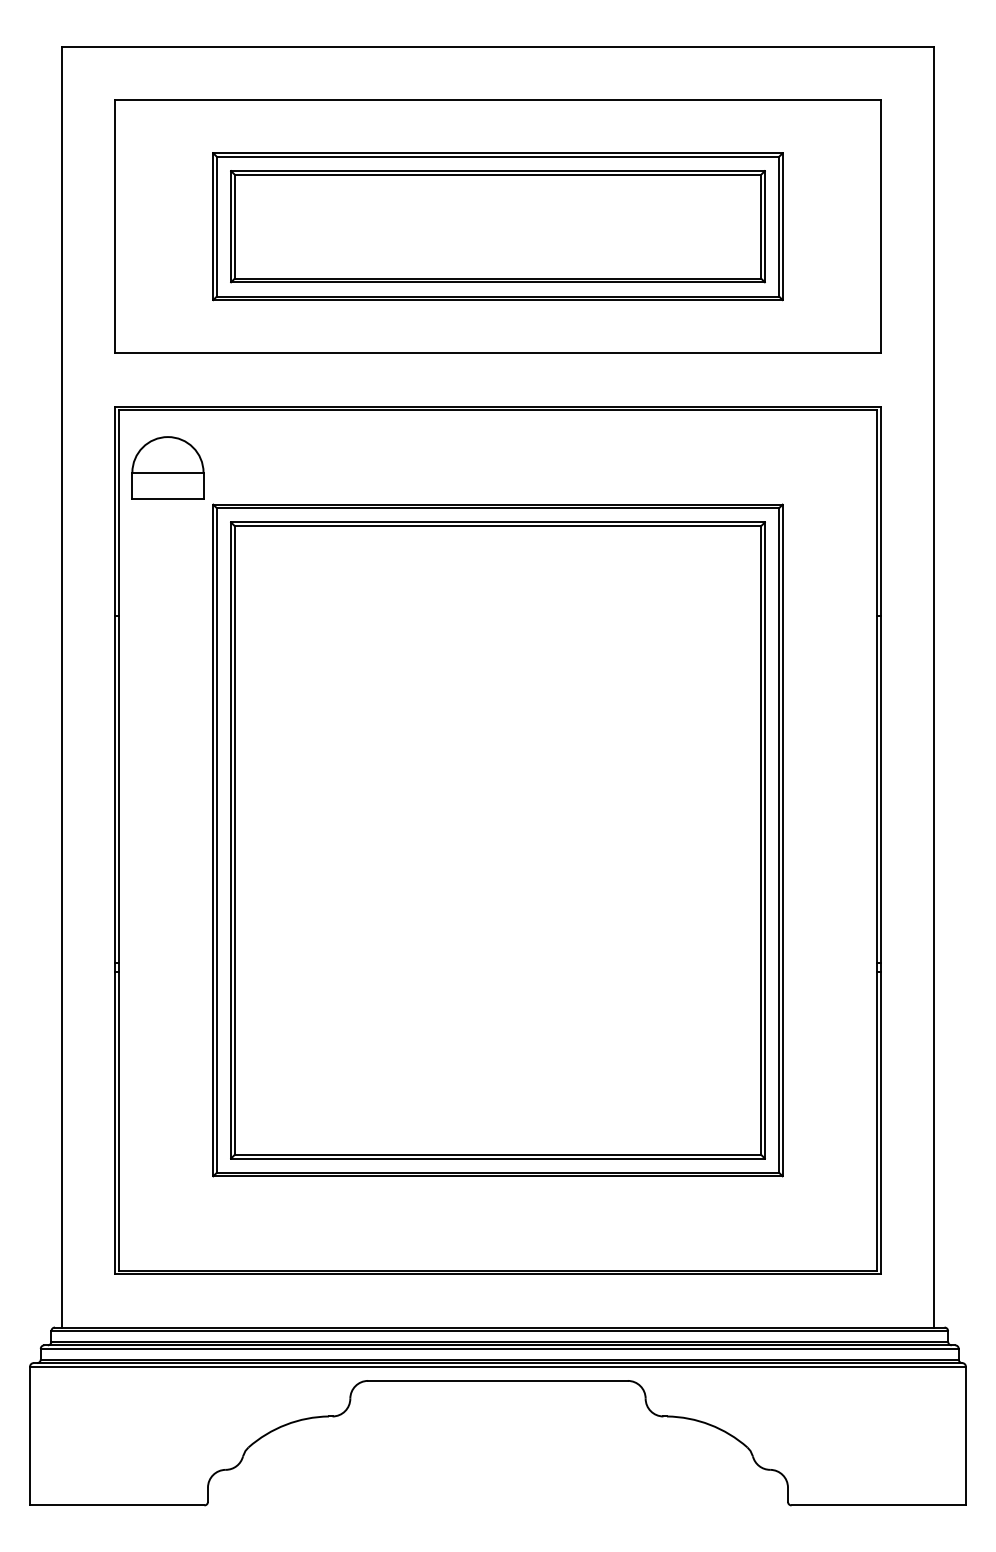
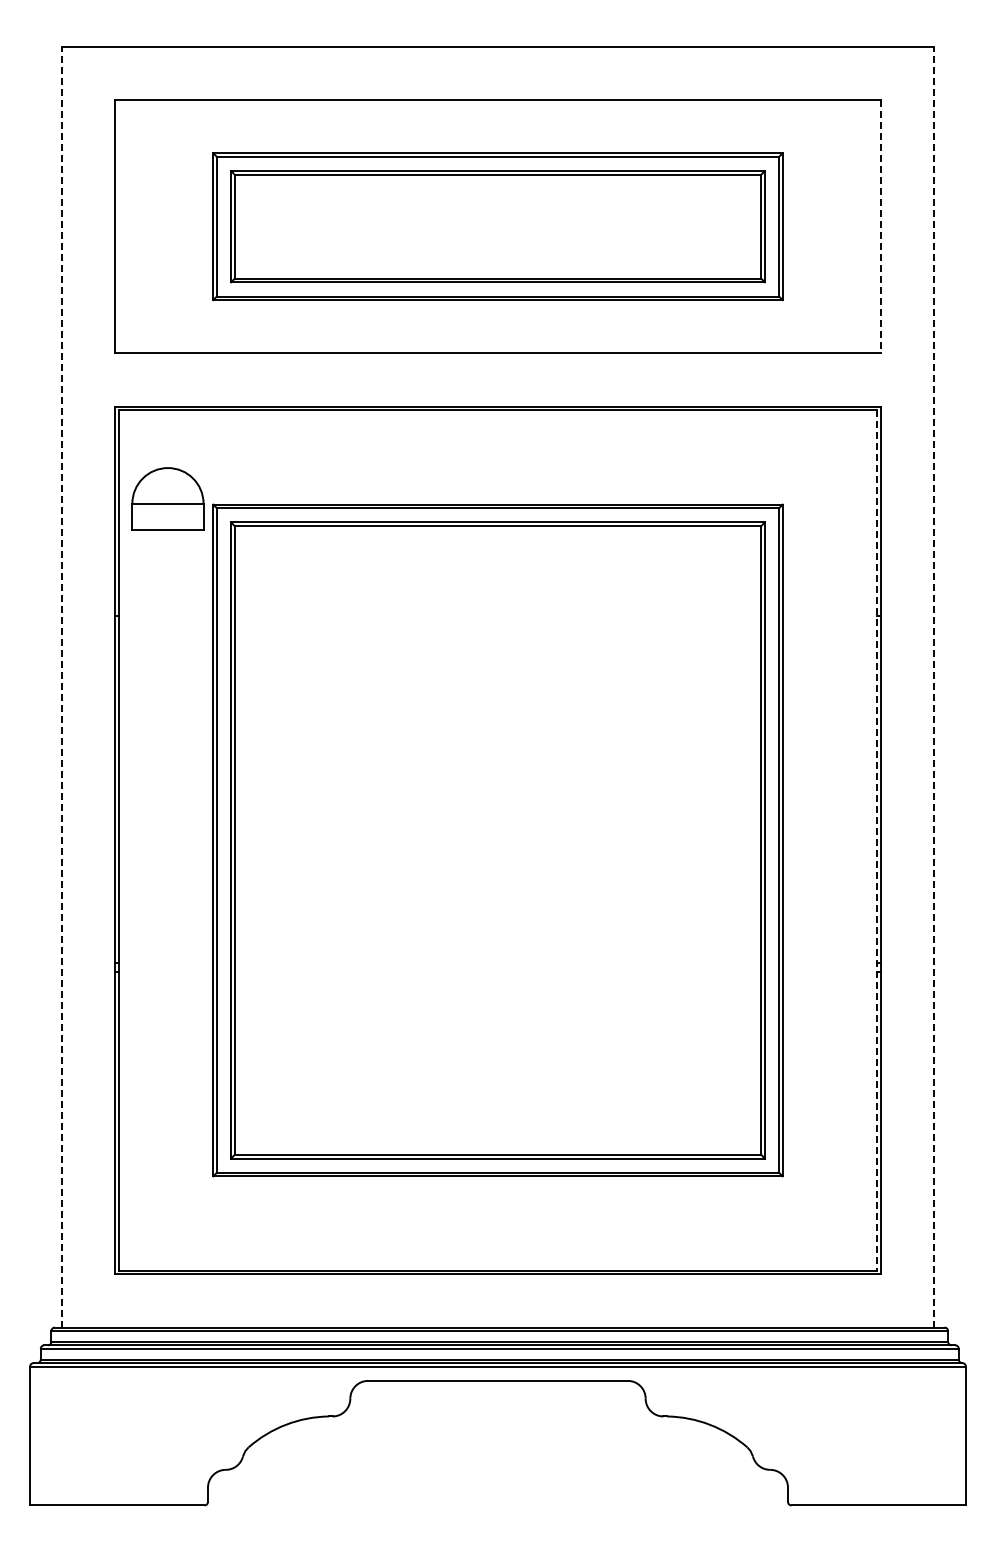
line: solid -> dashed (880, 226)
part position: (167, 467) -> (167, 498) (167, 498)
line: solid -> dashed (62, 686)
line: solid -> dashed (933, 686)
line: solid -> dashed (876, 840)
